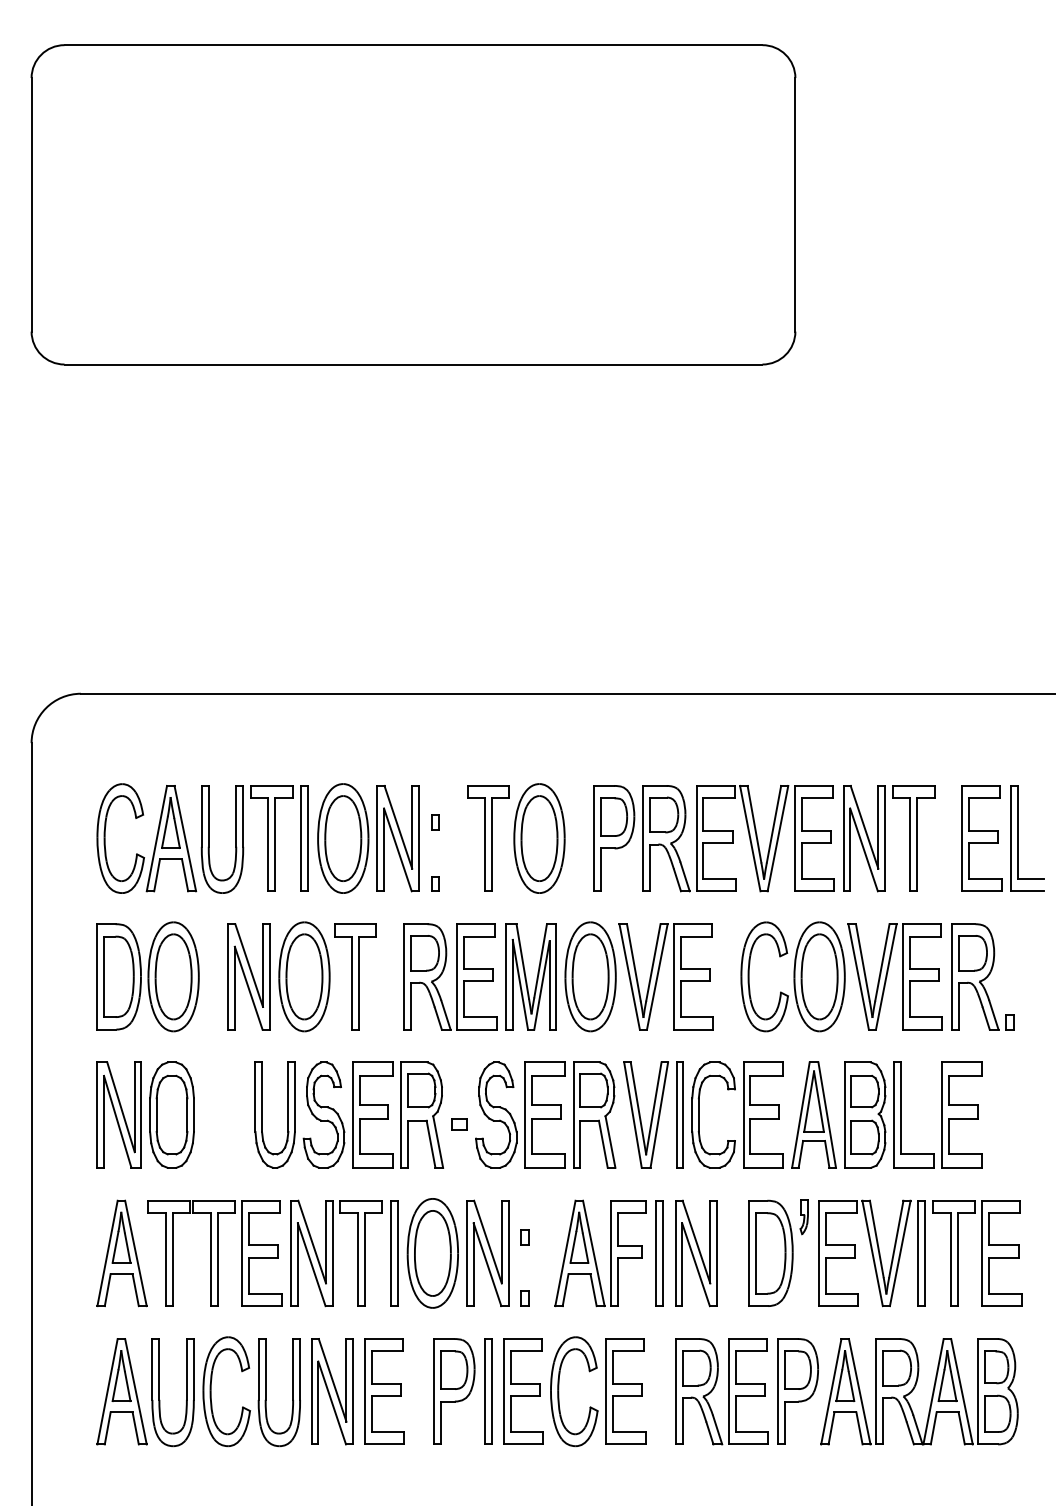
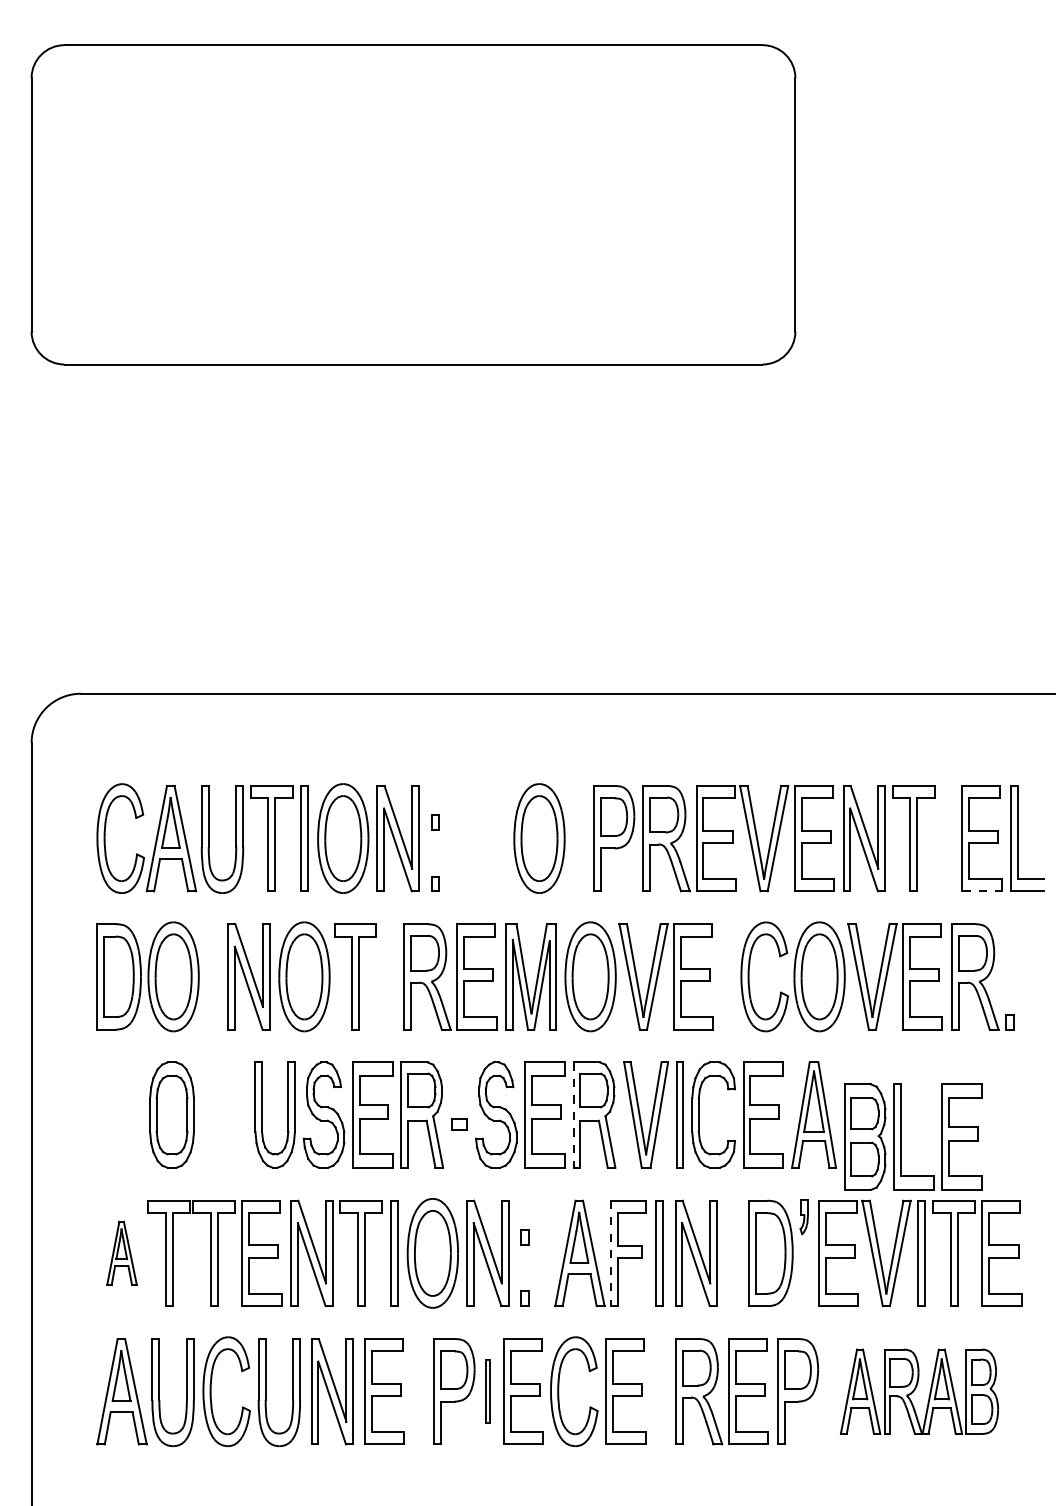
part: present -> none (488, 838)
line: solid -> dashed (981, 891)
part: present -> none (118, 1114)
part position: (901, 1114) -> (901, 1136) (901, 1136)
line: solid -> dashed (573, 1115)
part size: 52x109 px -> 32x66 px (121, 1252)
line: solid -> dashed (610, 1253)
part size: 9x107 px -> 6x65 px (487, 1391)
part size: 199x108 px -> 160x87 px (918, 1391)
